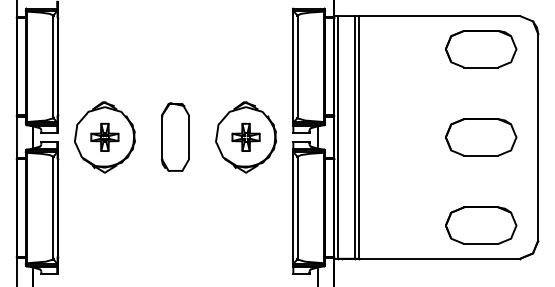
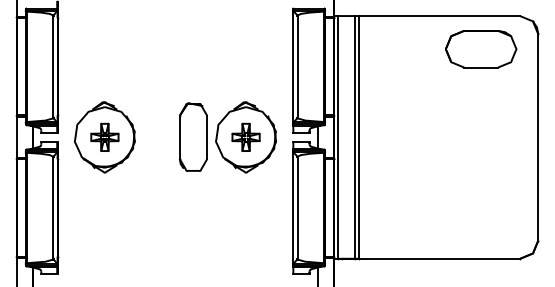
part position: (175, 136) -> (193, 136) (193, 136)
part: present -> none (481, 137)
part: present -> none (481, 225)
